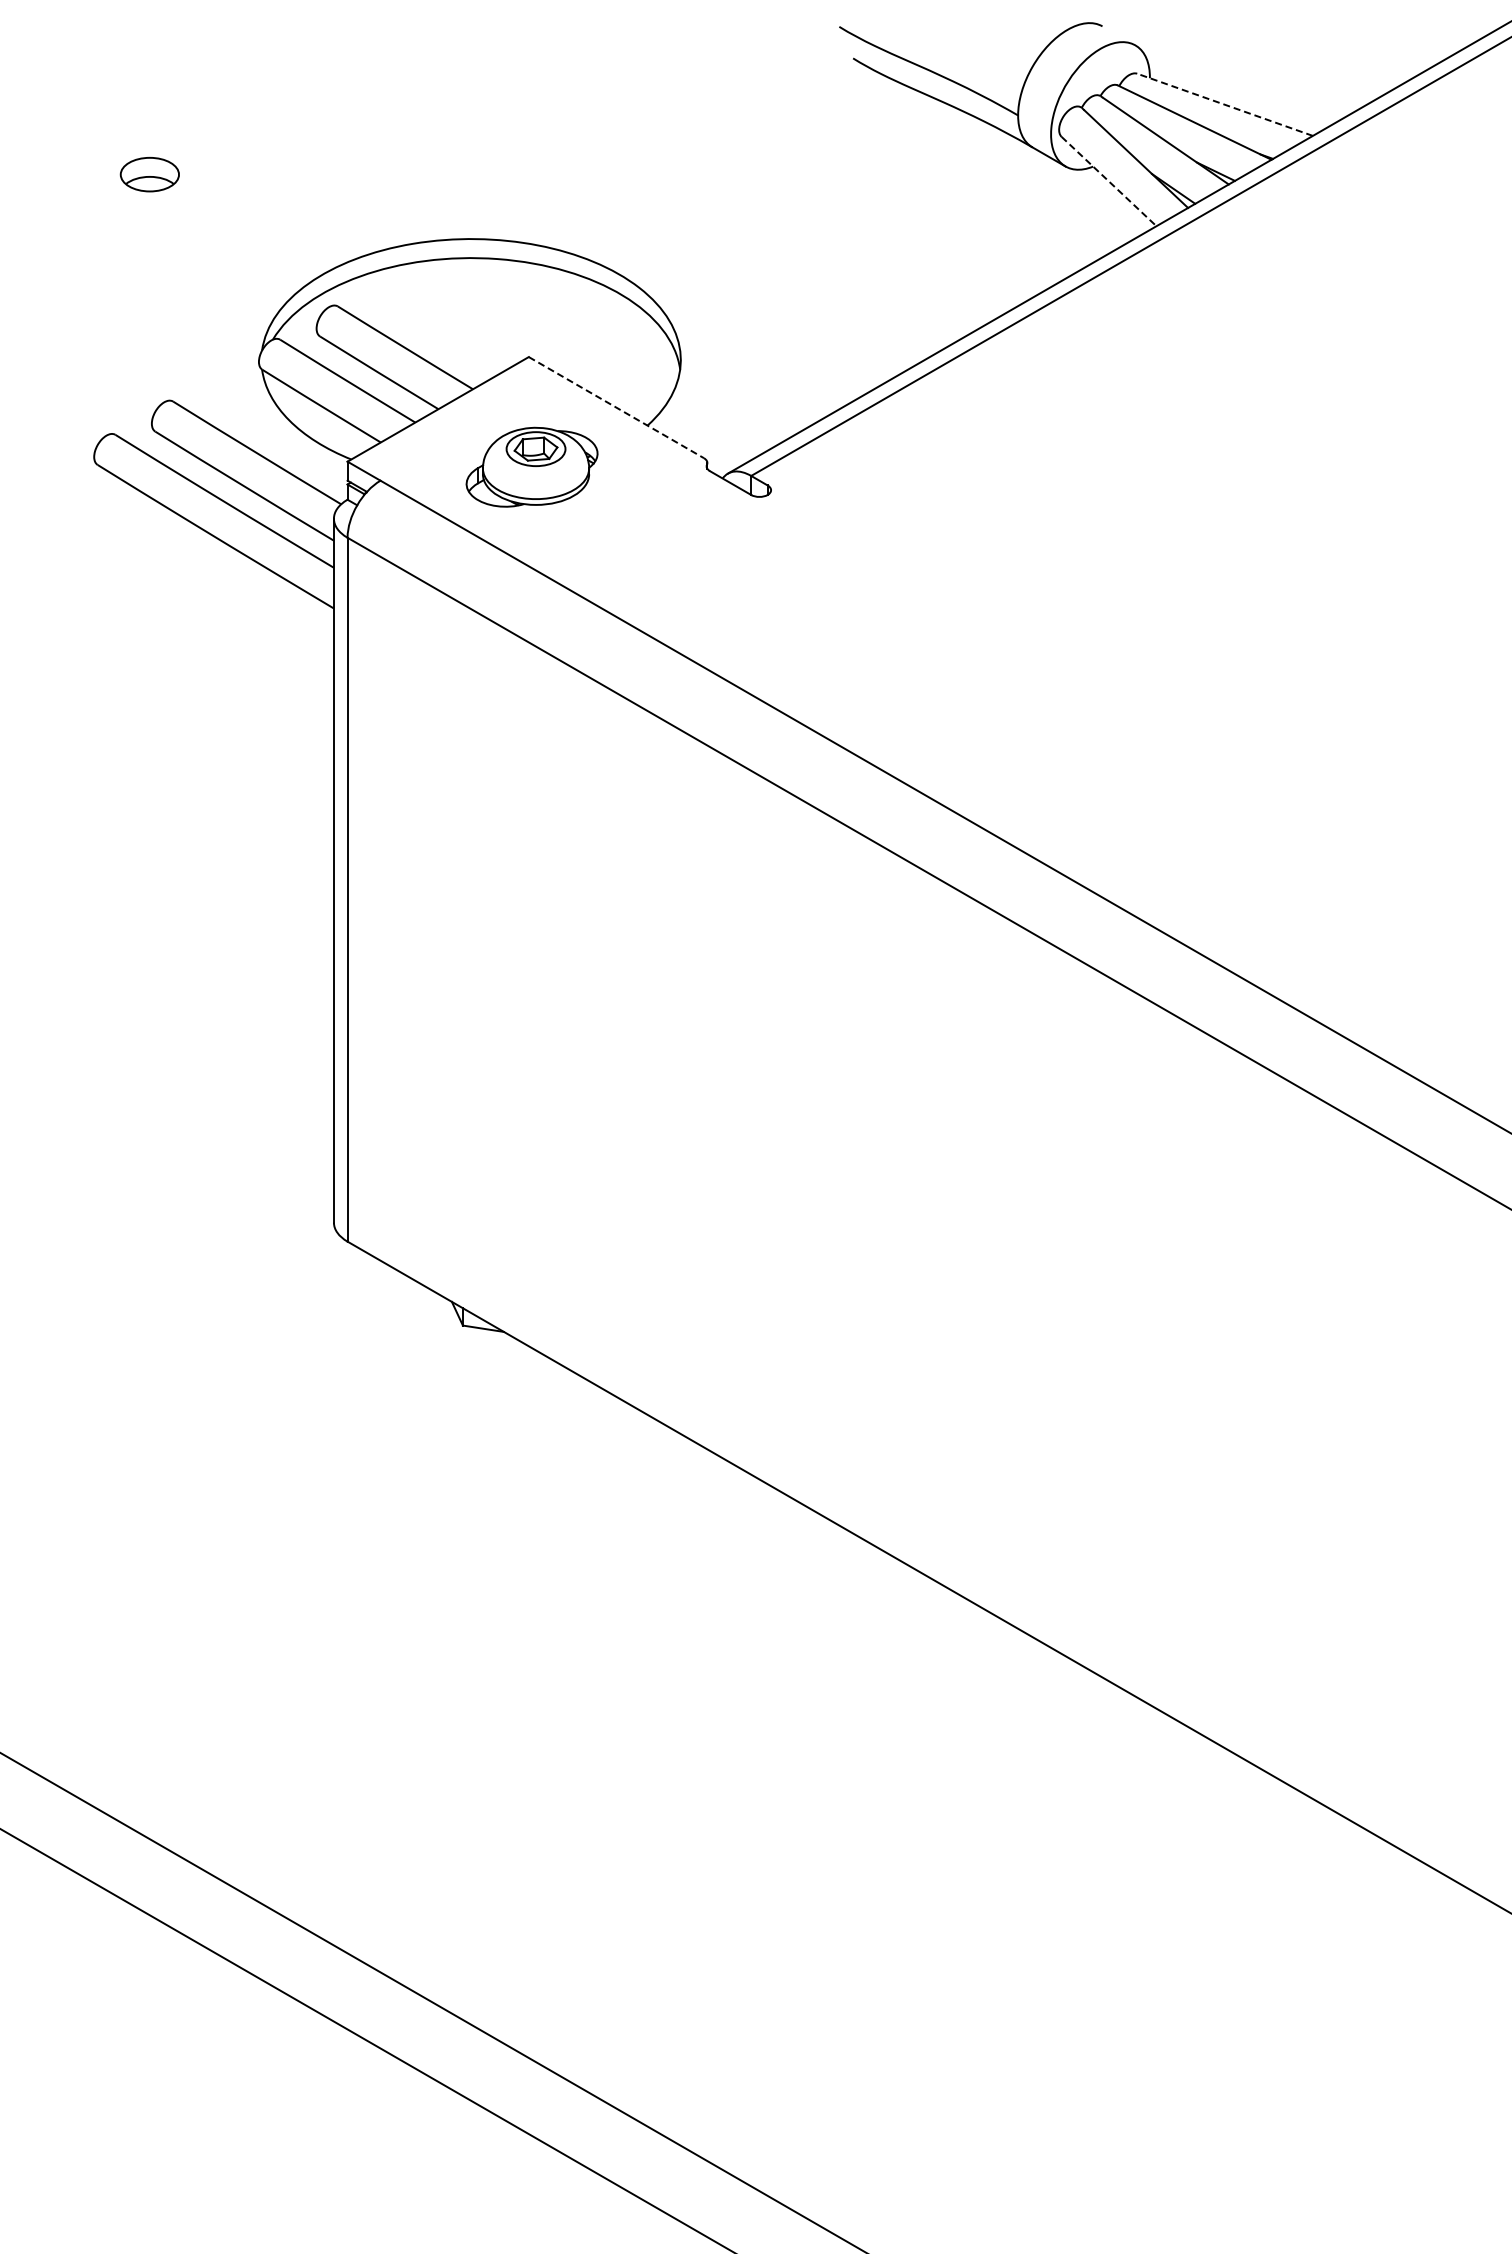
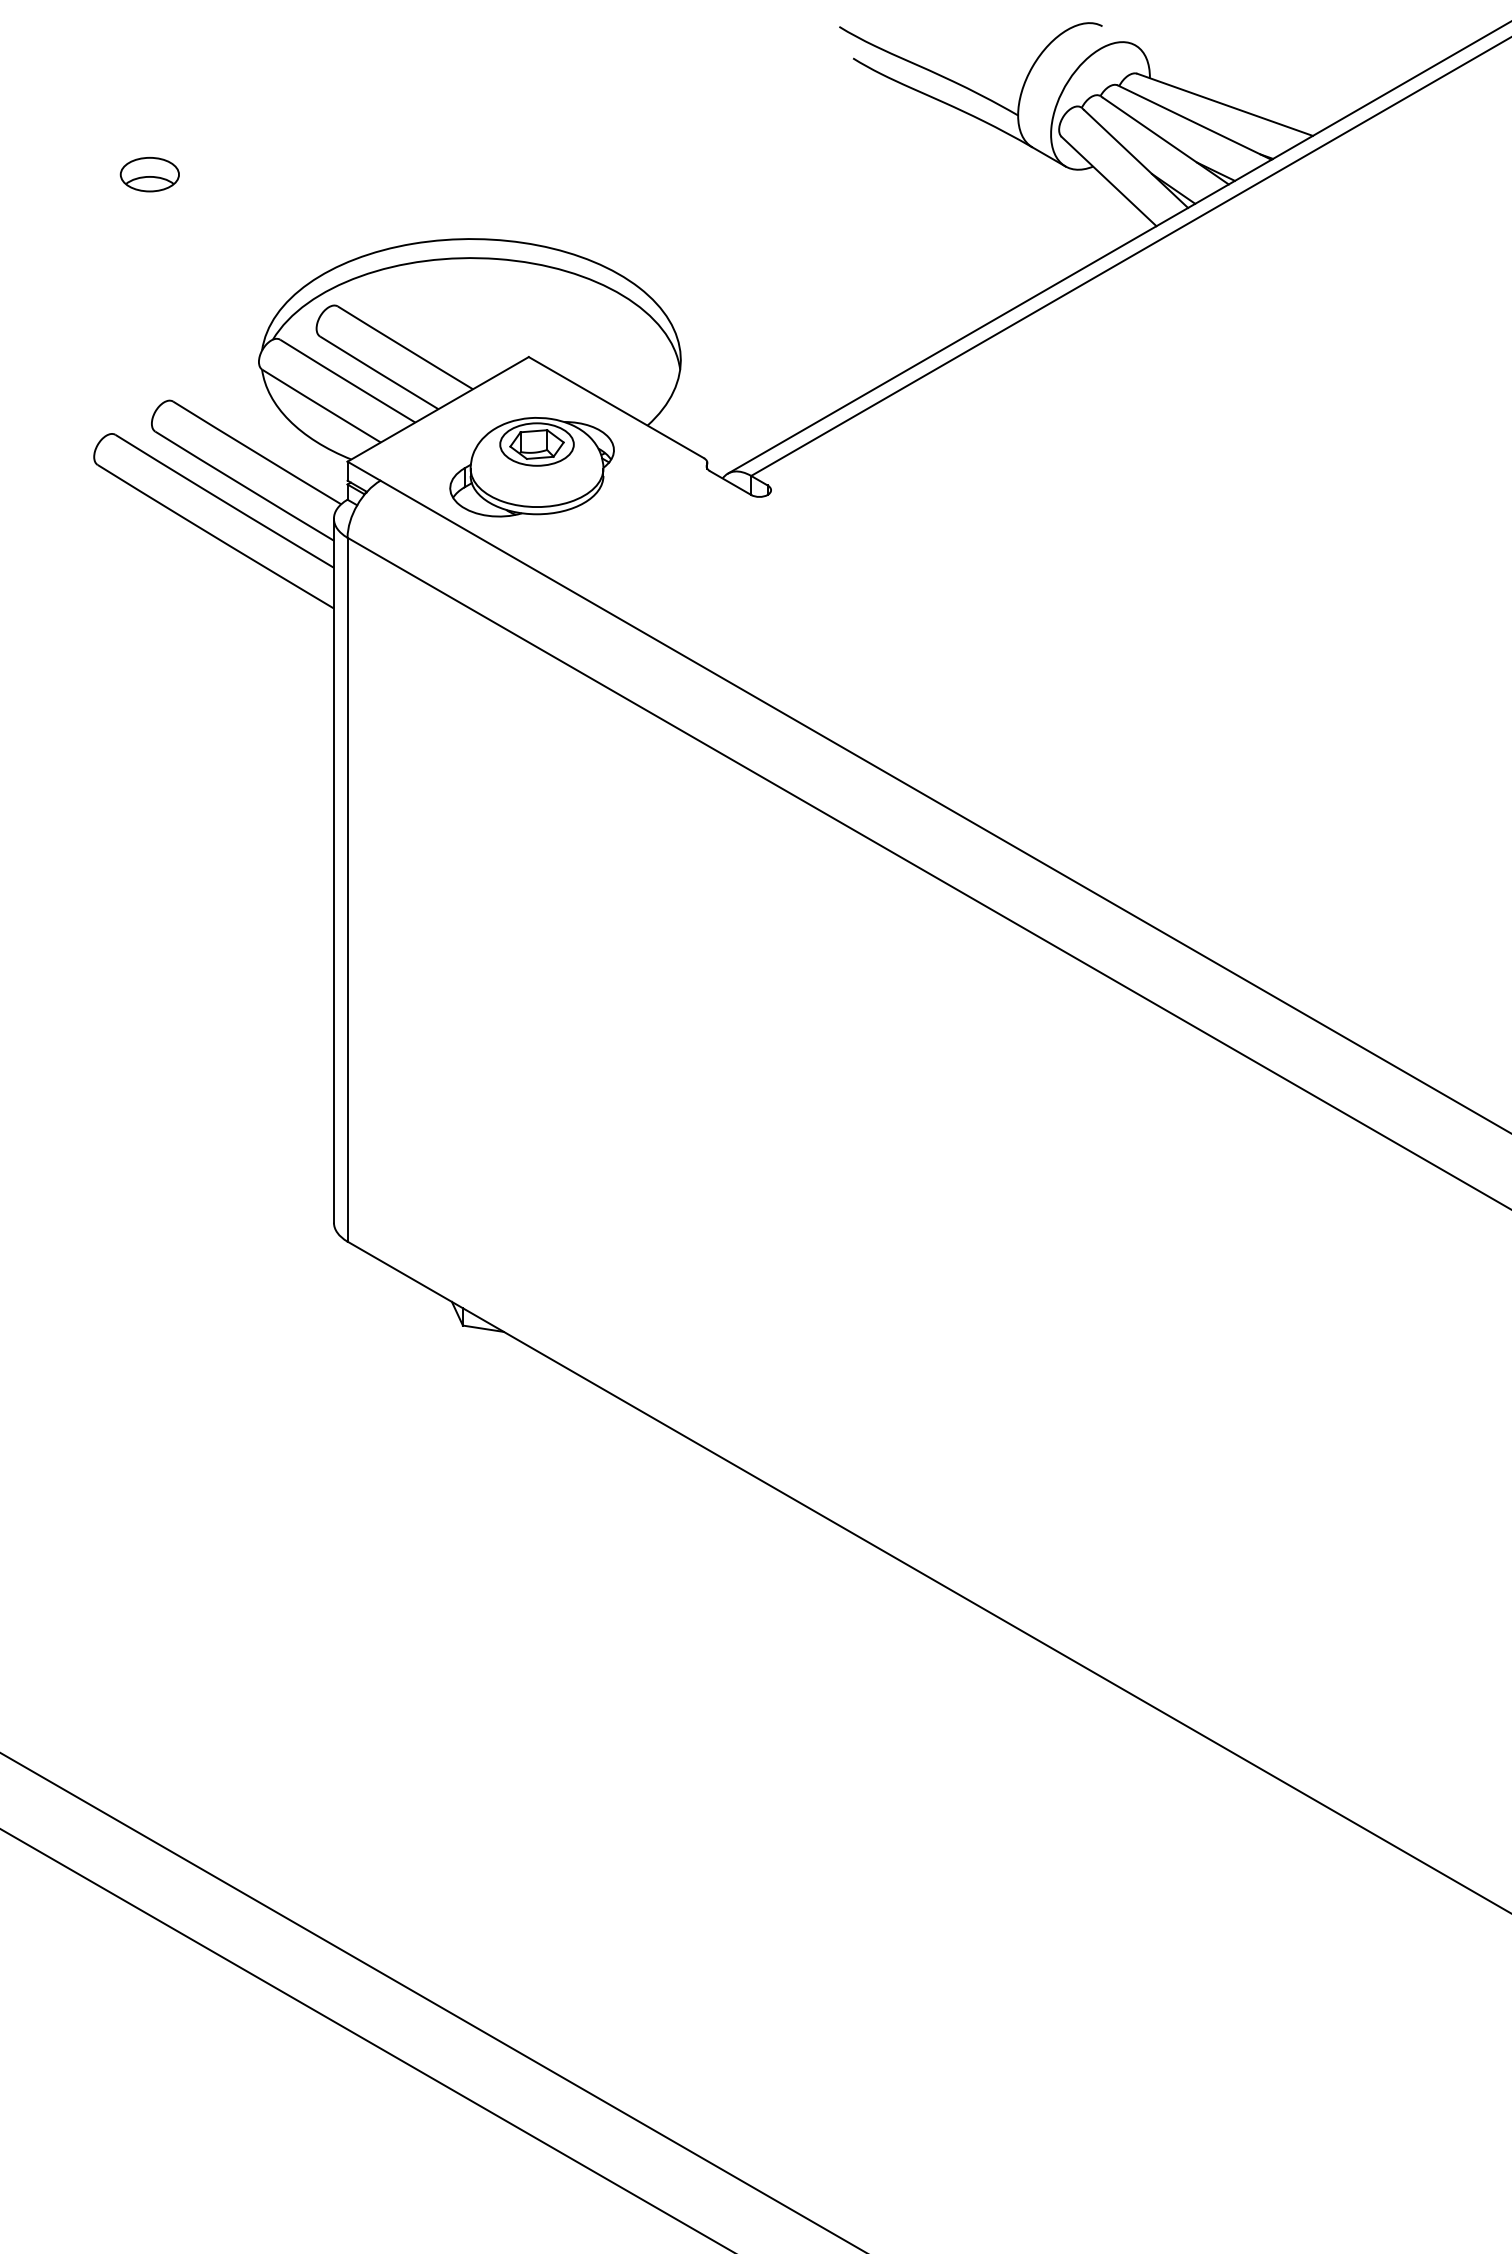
line: dashed -> solid (1224, 104)
line: dashed -> solid (1109, 181)
line: dashed -> solid (616, 407)
part size: 134x82 px -> 166x101 px (531, 467)
